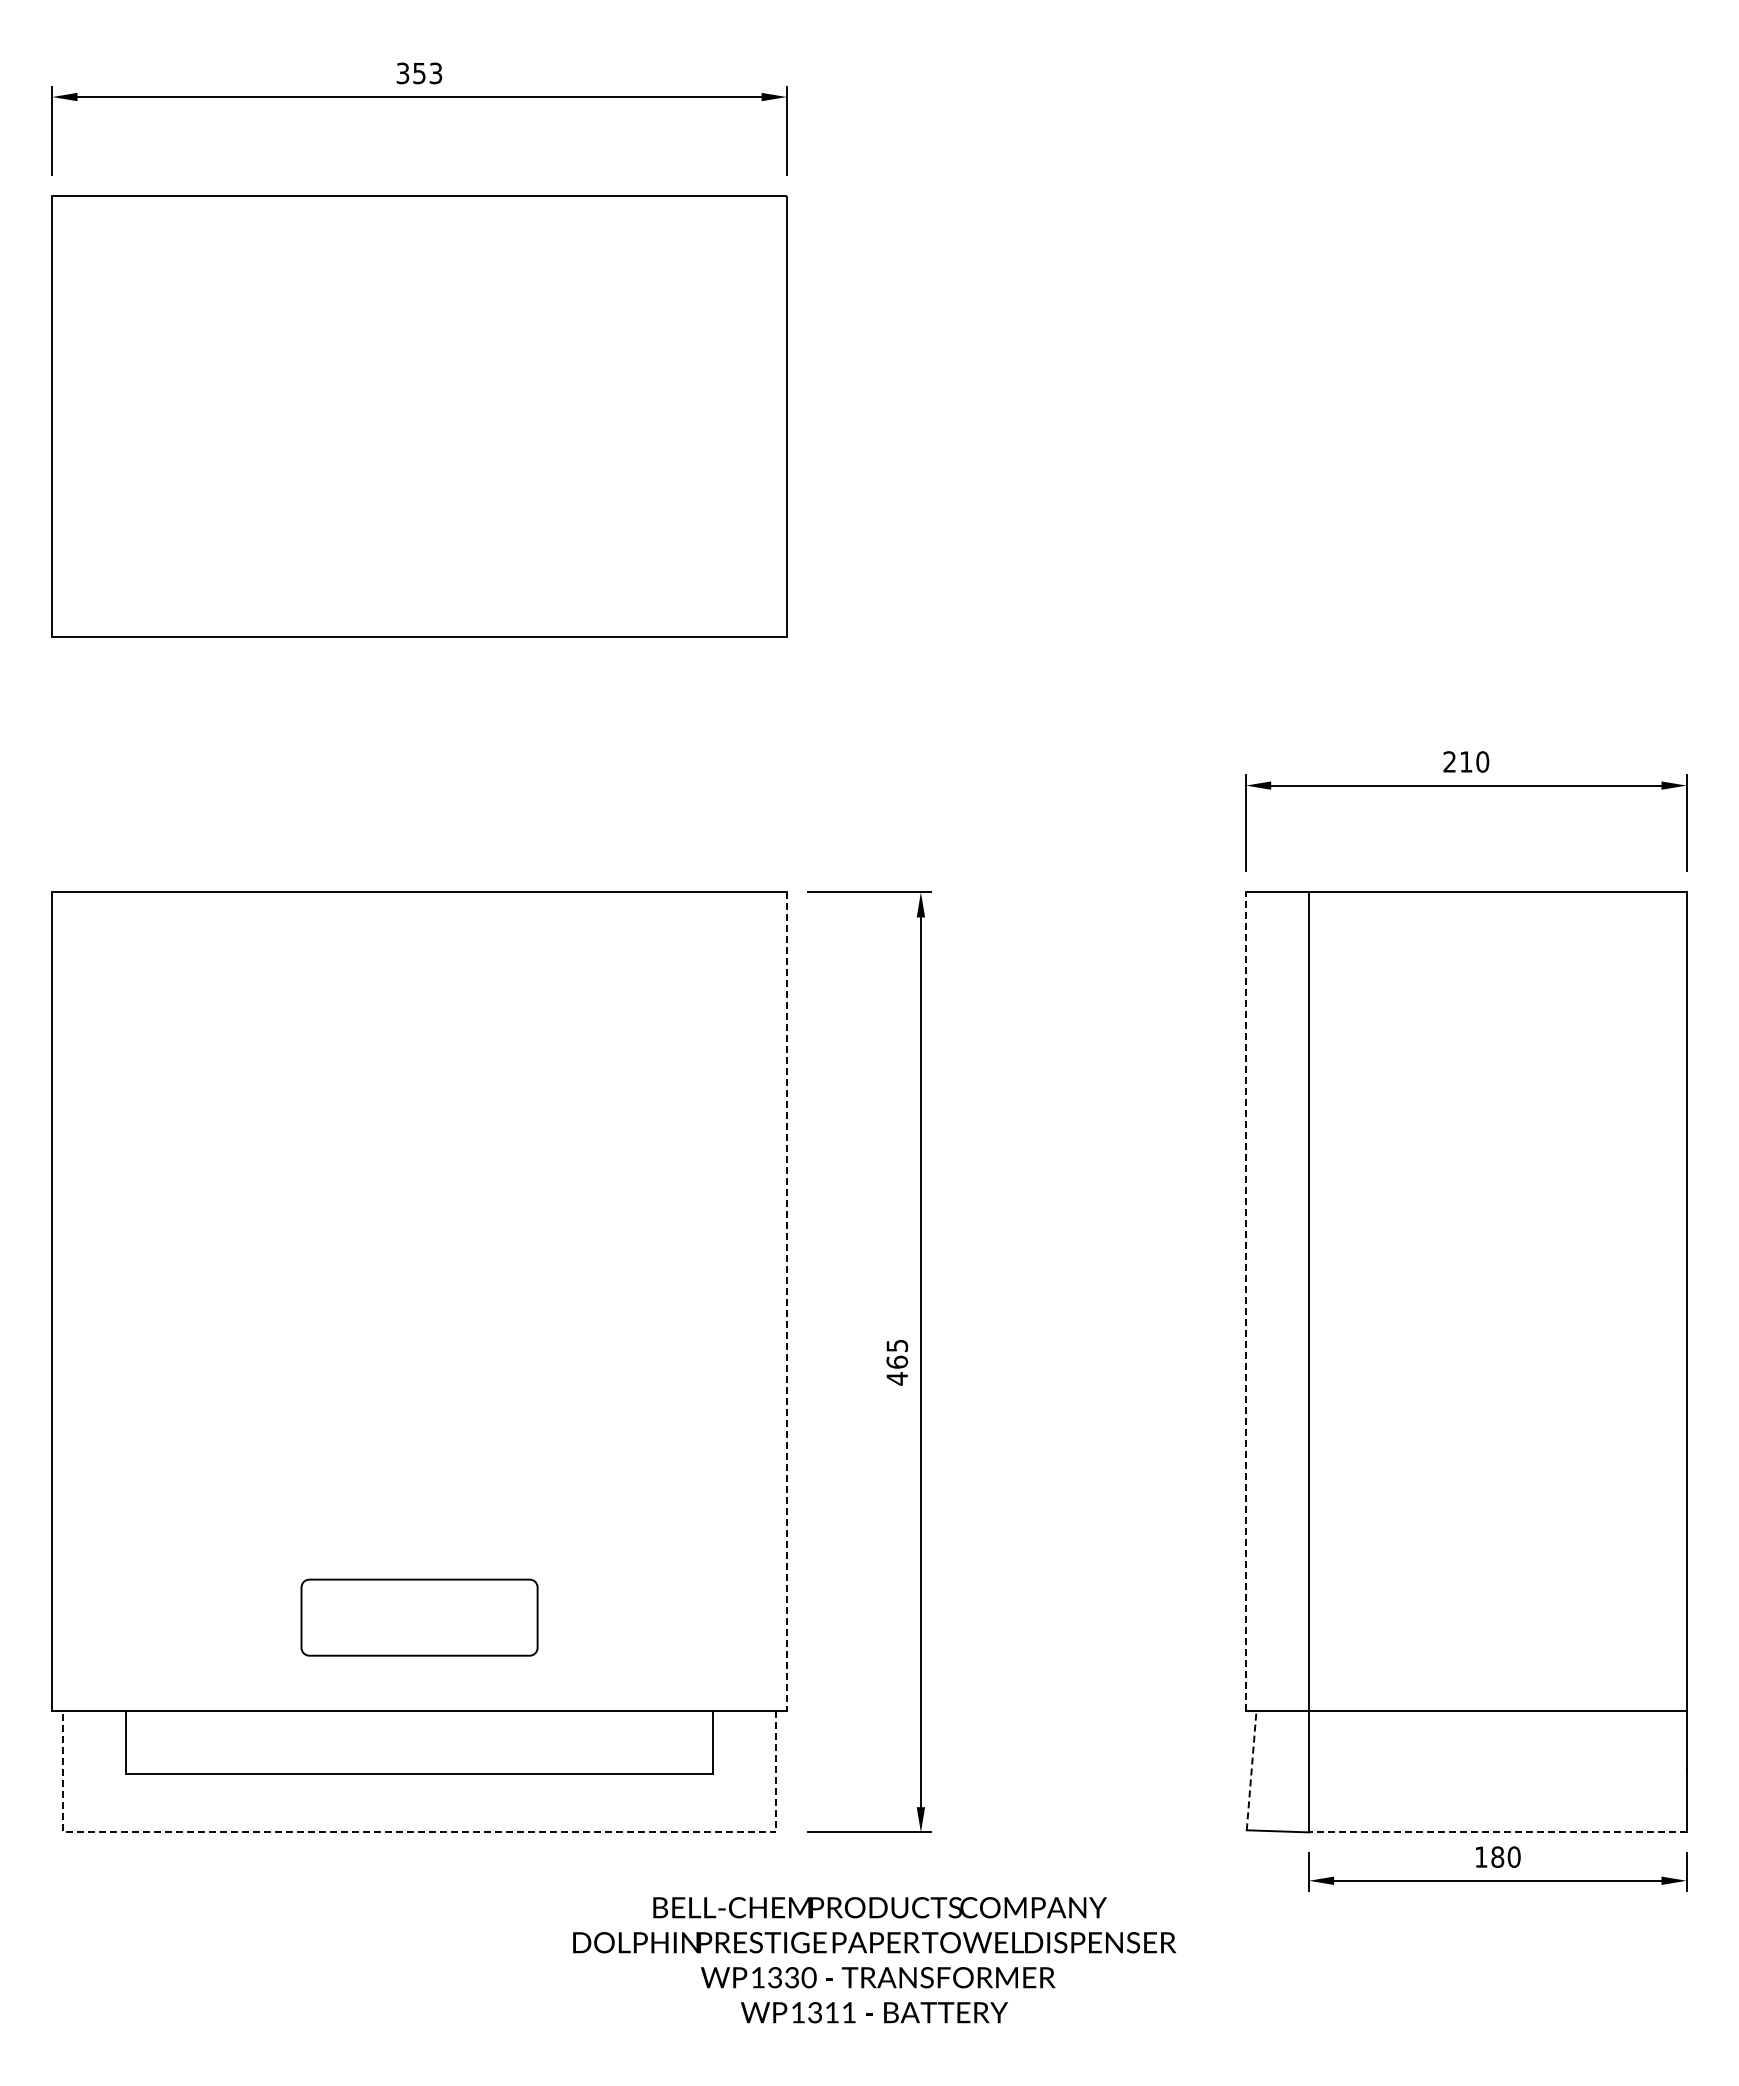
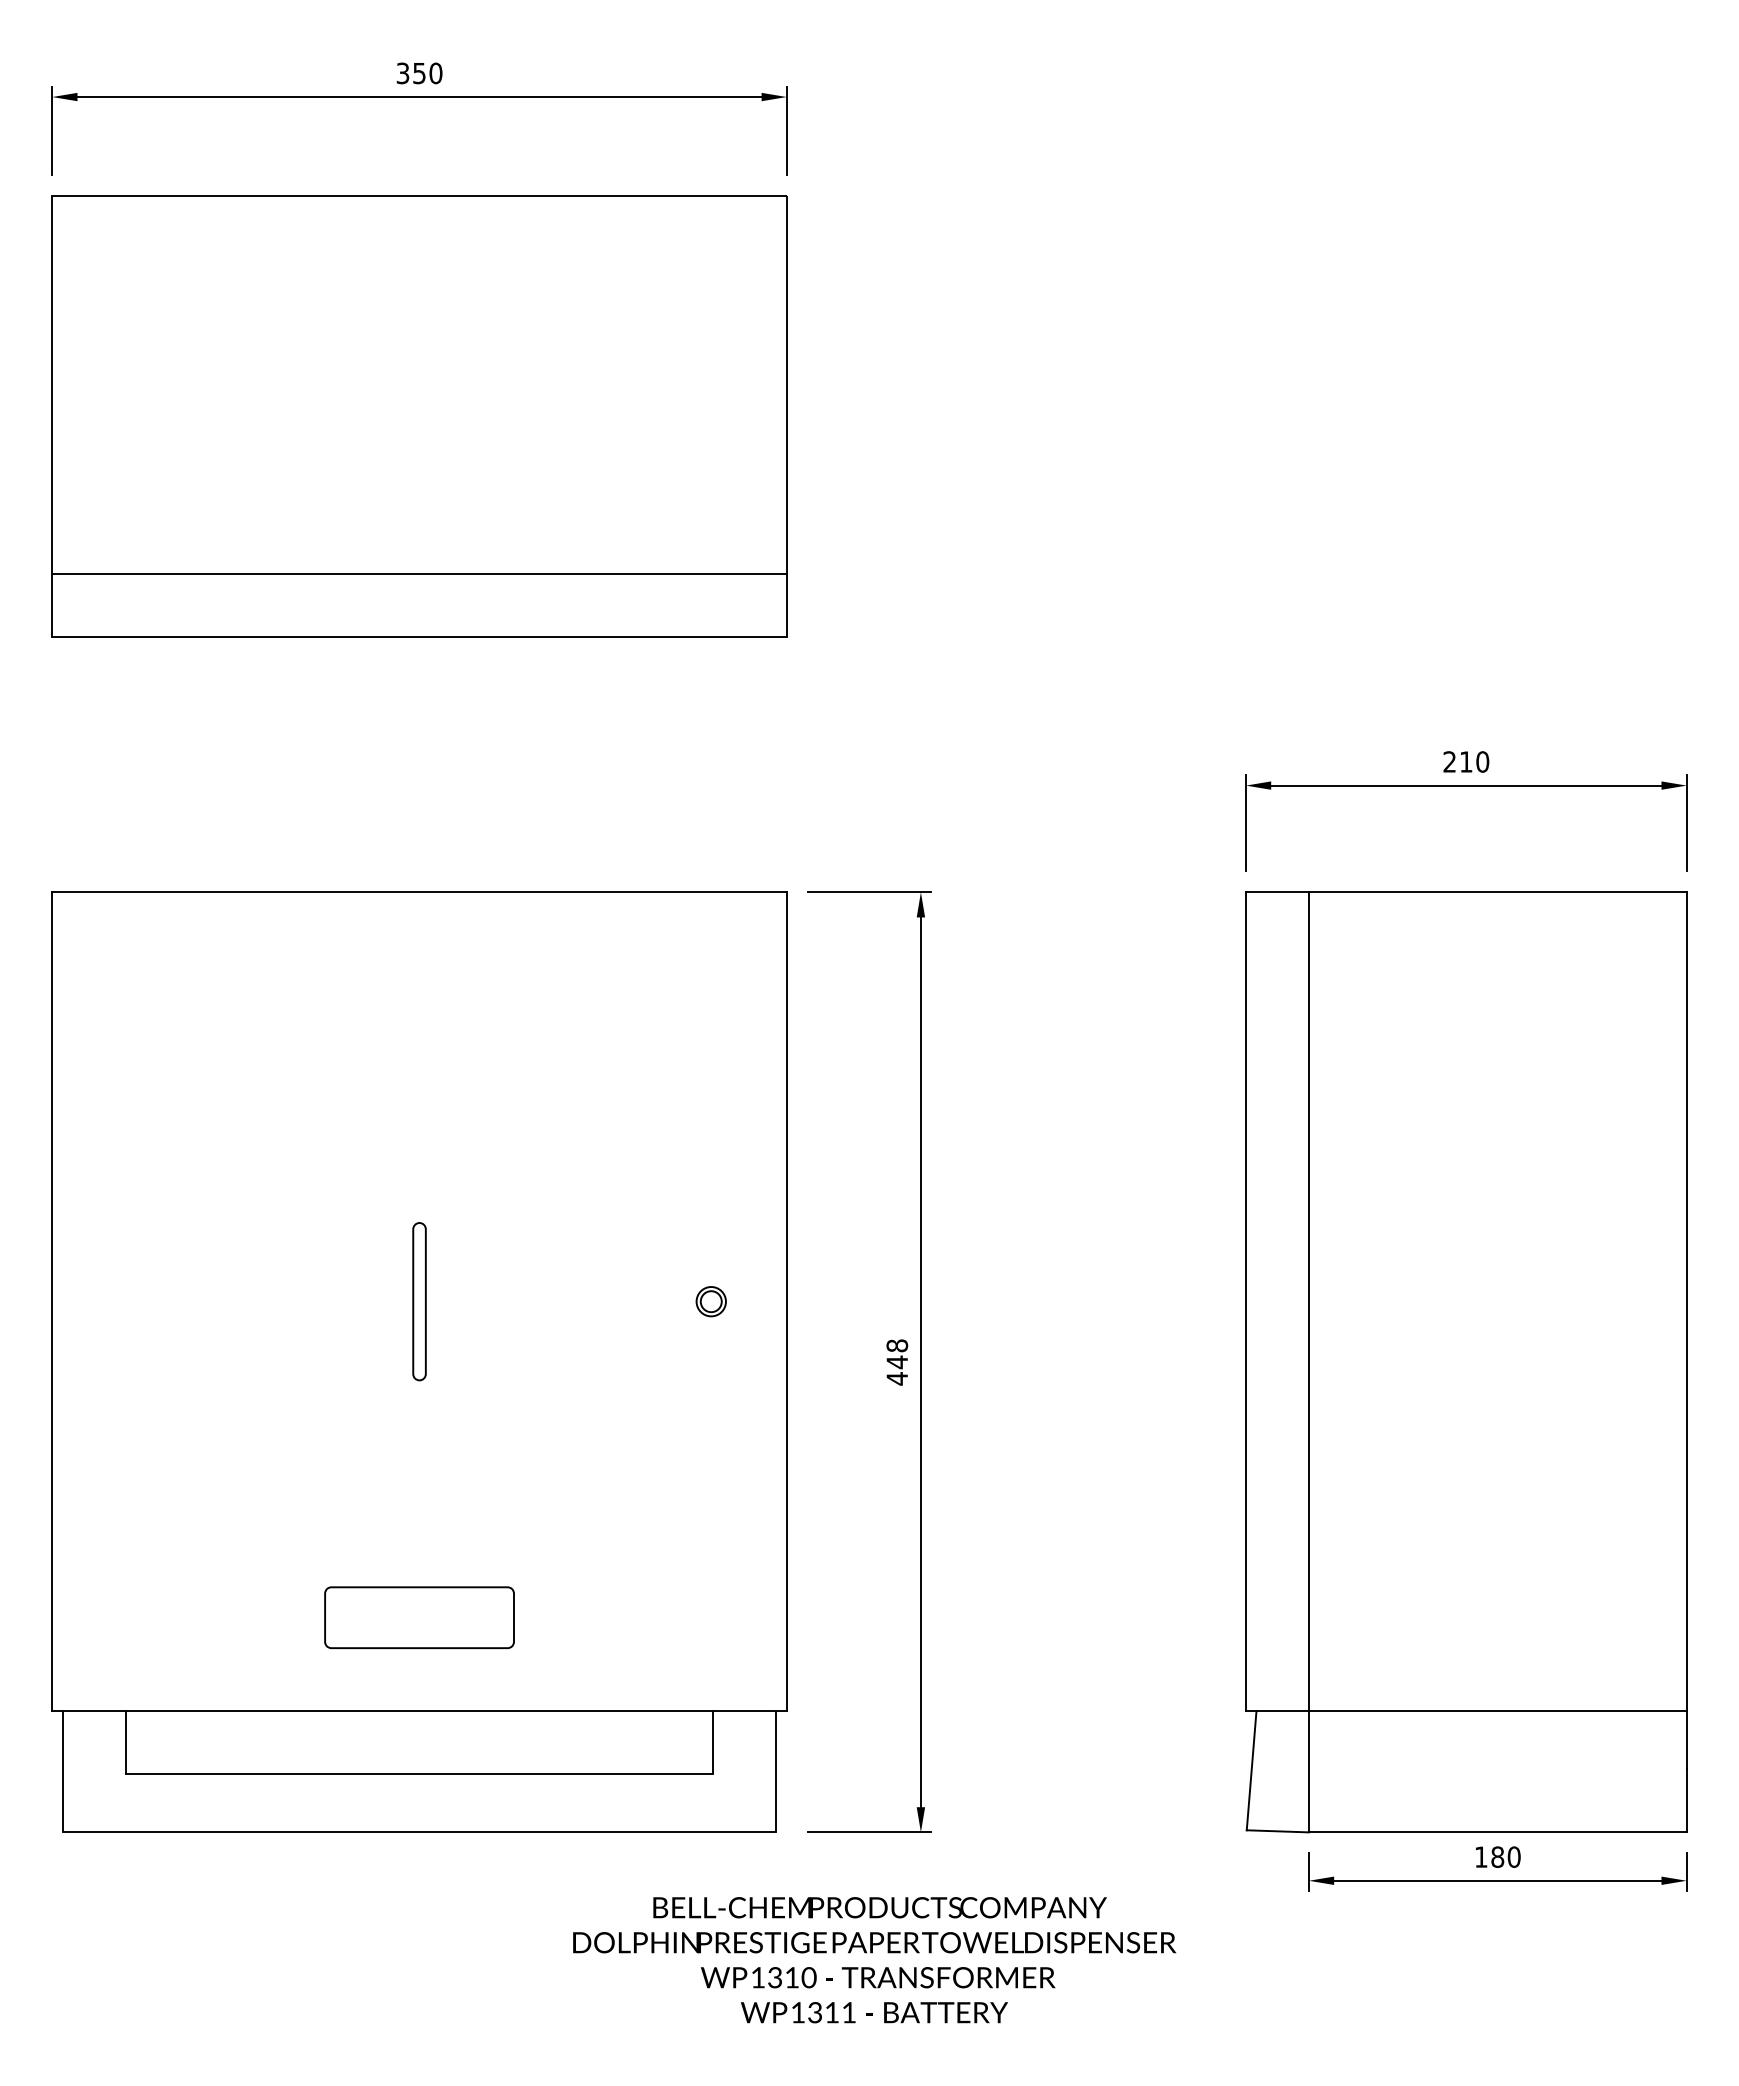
text: 353 -> 350 (435, 73)
line: none -> present (419, 574)
part: none -> present (419, 1301)
part: none -> present (710, 1301)
line: dashed -> solid (1245, 1301)
line: dashed -> solid (786, 1302)
text: 465 -> 448 (897, 1354)
part size: 239x79 px -> 191x64 px (419, 1617)
line: dashed -> solid (1251, 1770)
line: dashed -> solid (419, 1832)
line: dashed -> solid (1497, 1832)
text: 1330 -> 1310 (791, 1977)
